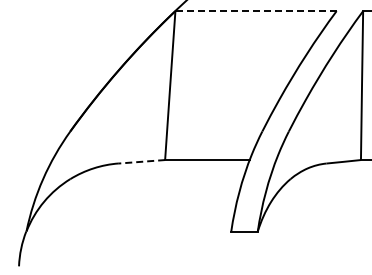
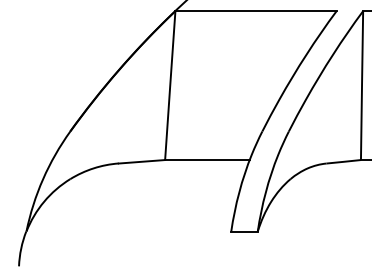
line: dashed -> solid (256, 11)
line: dashed -> solid (141, 161)
